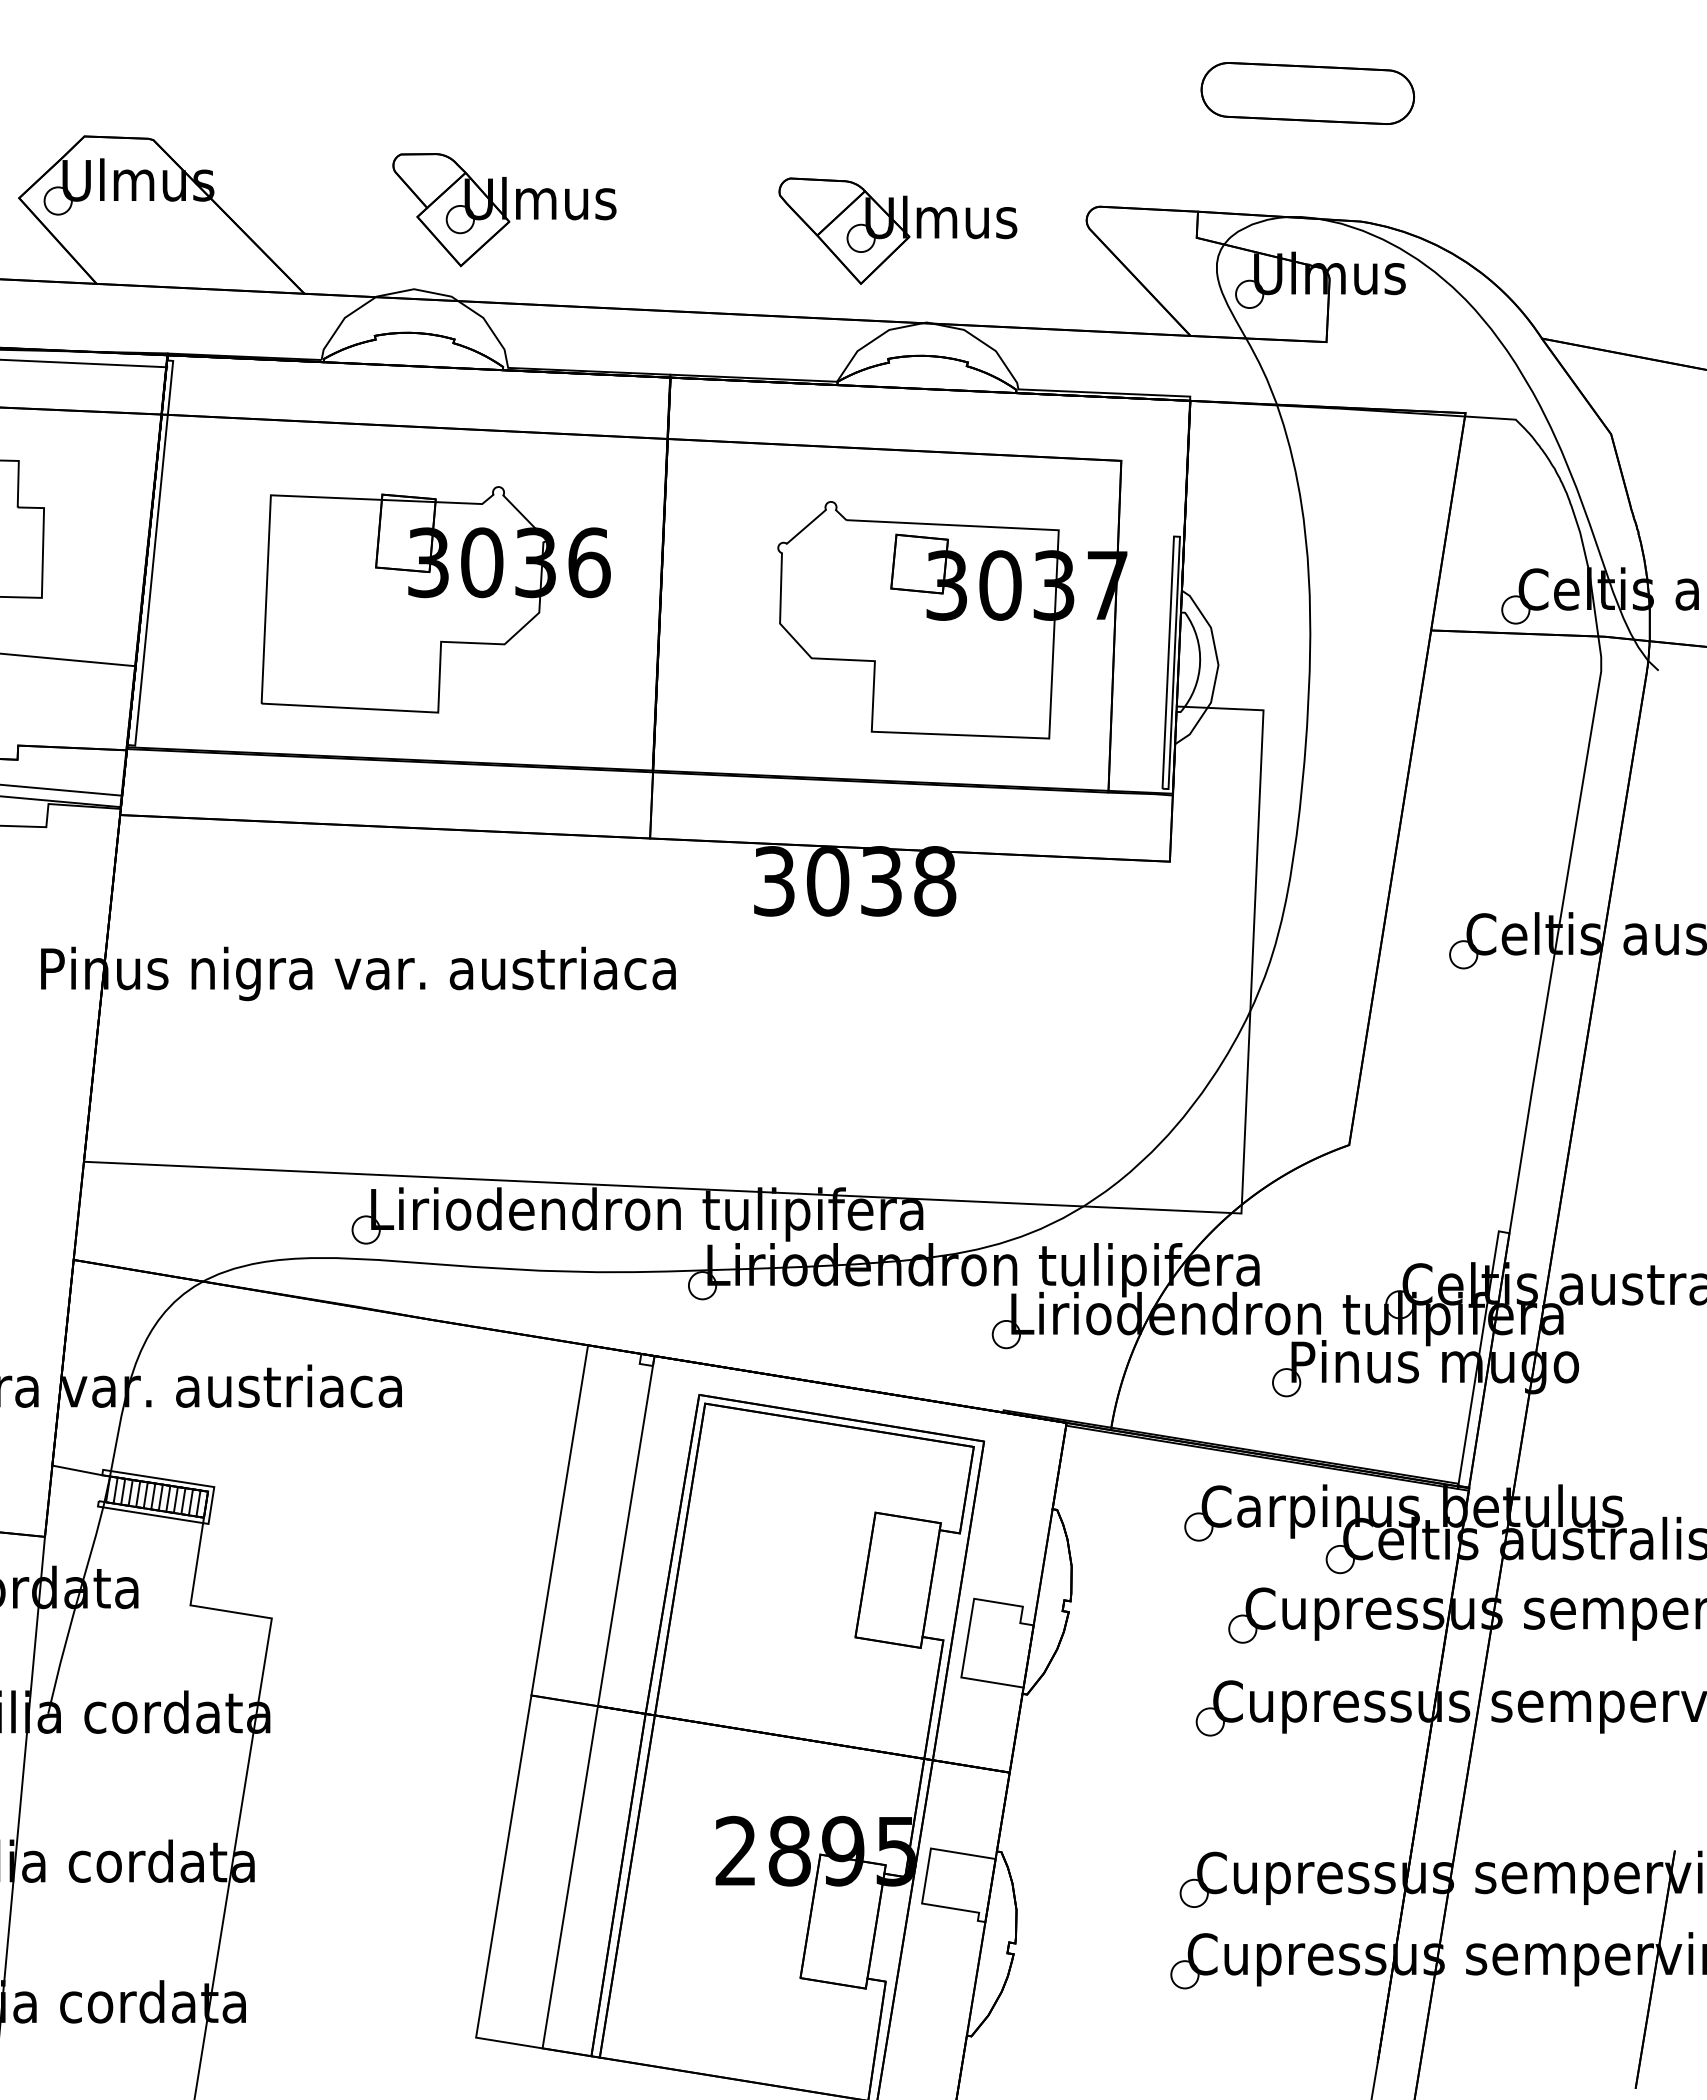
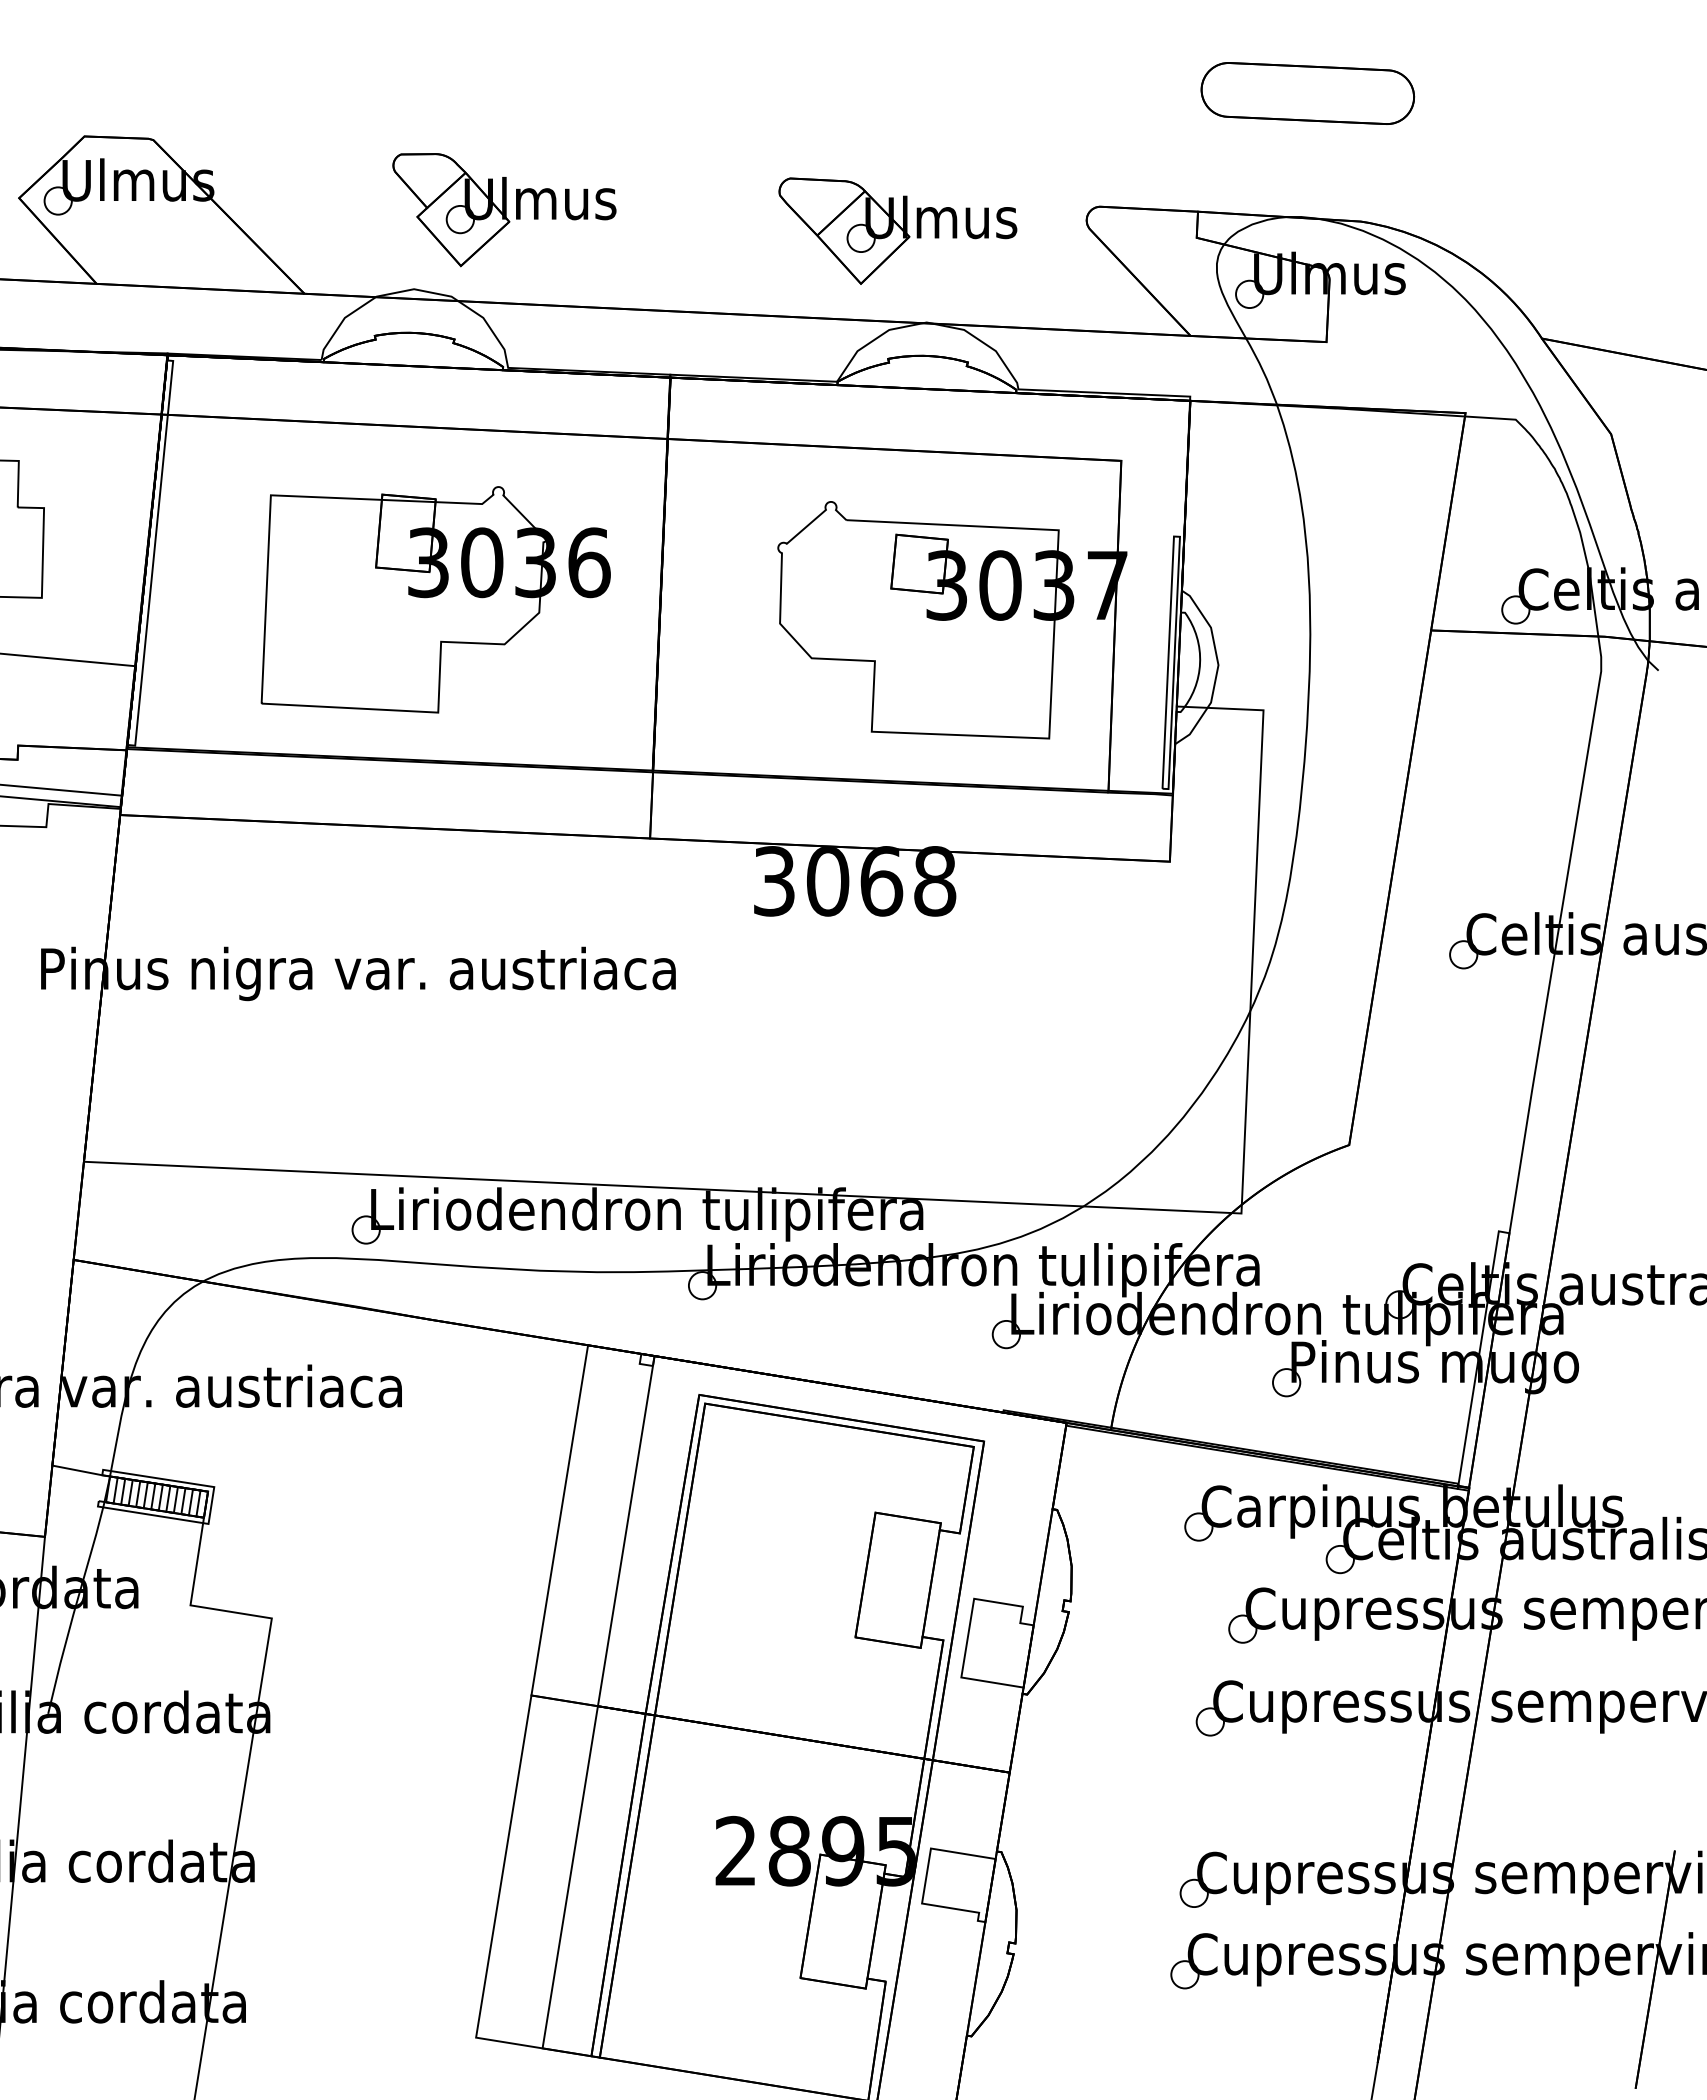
line: present -> none (84, 363)
text: 3038 -> 3068 (881, 881)
